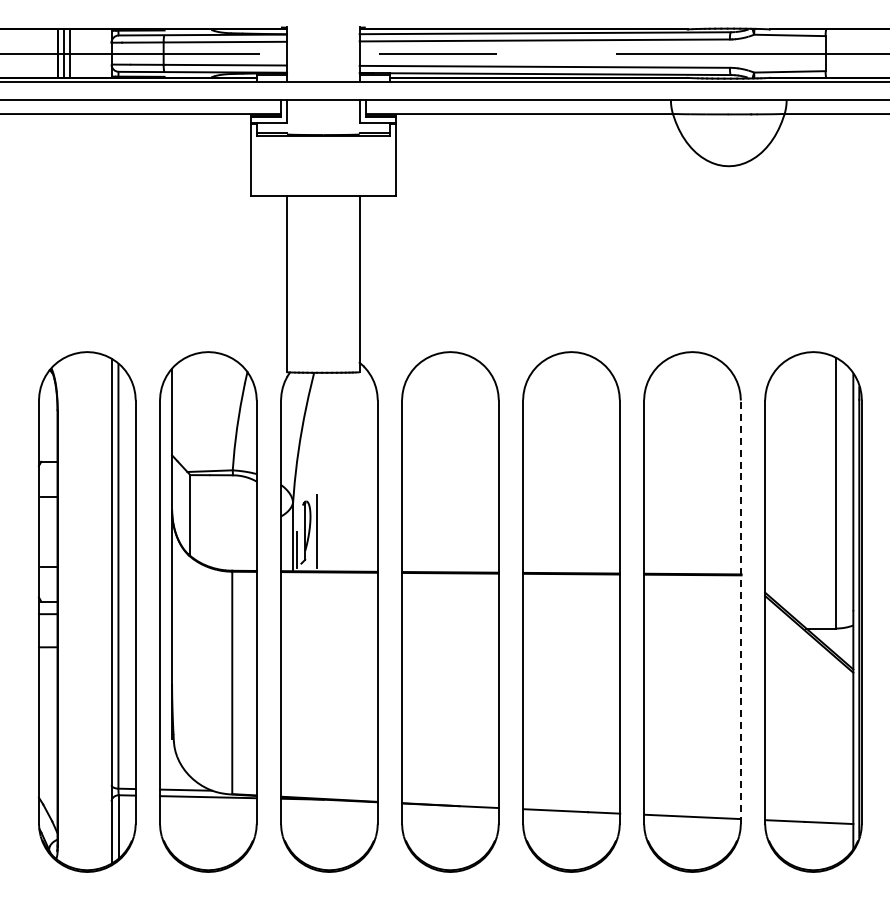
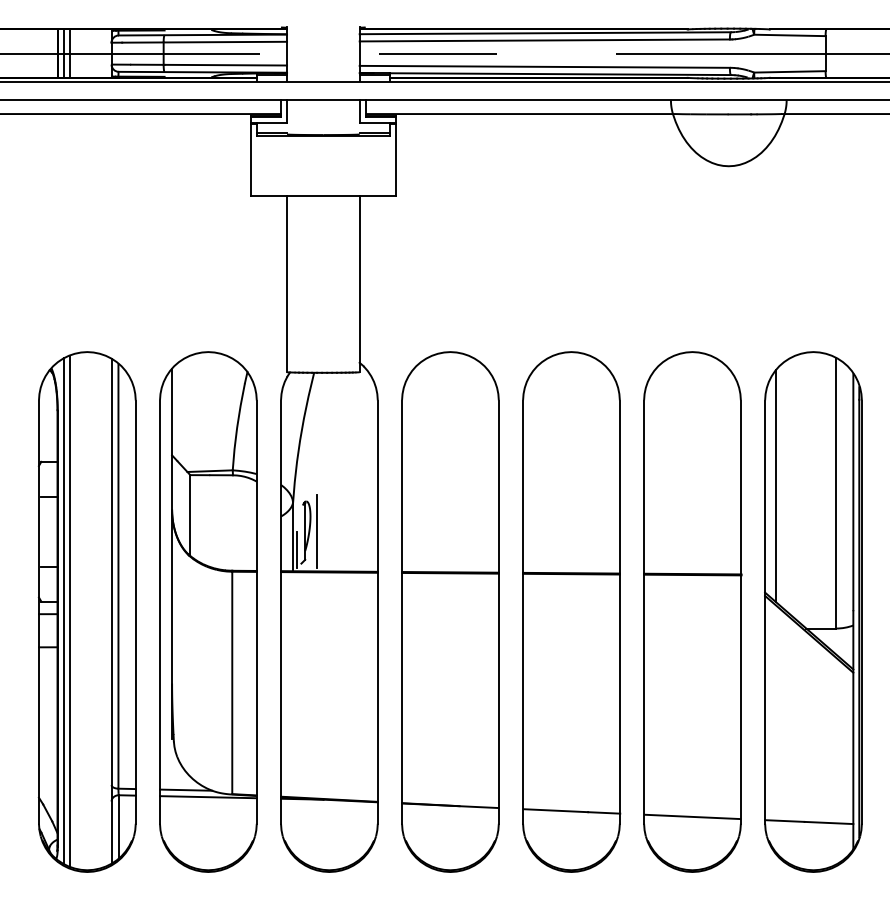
line: none -> present (775, 486)
line: none -> present (69, 610)
line: none -> present (63, 611)
line: dashed -> solid (740, 612)
